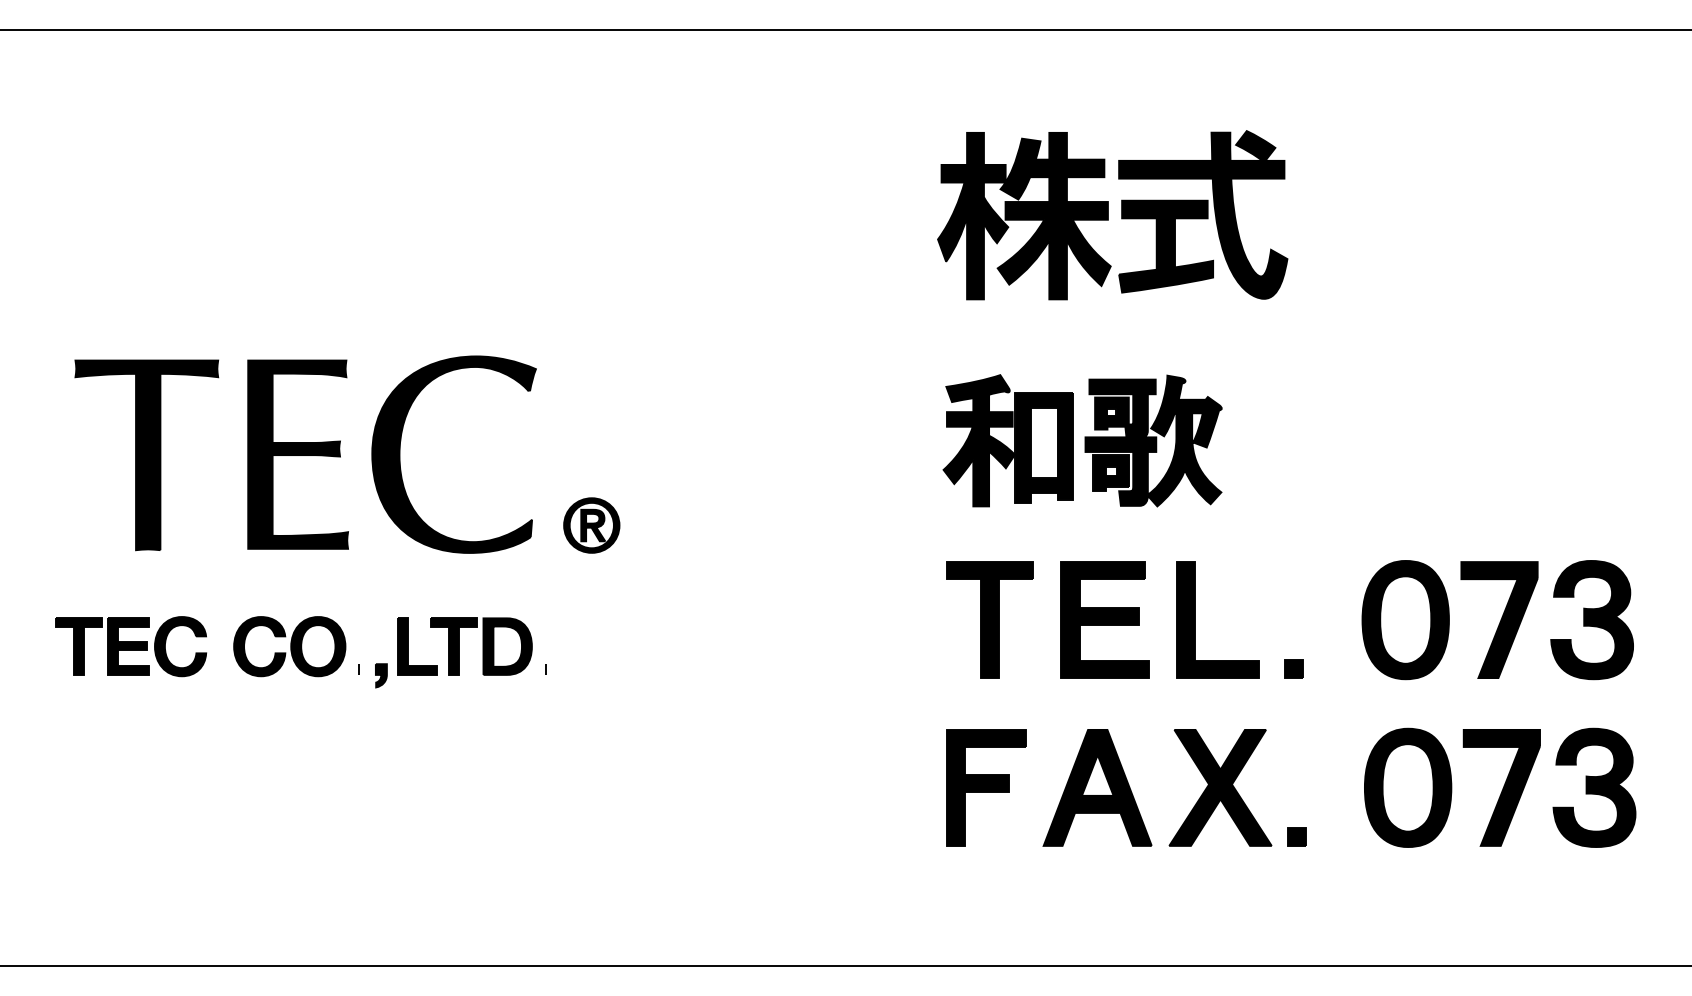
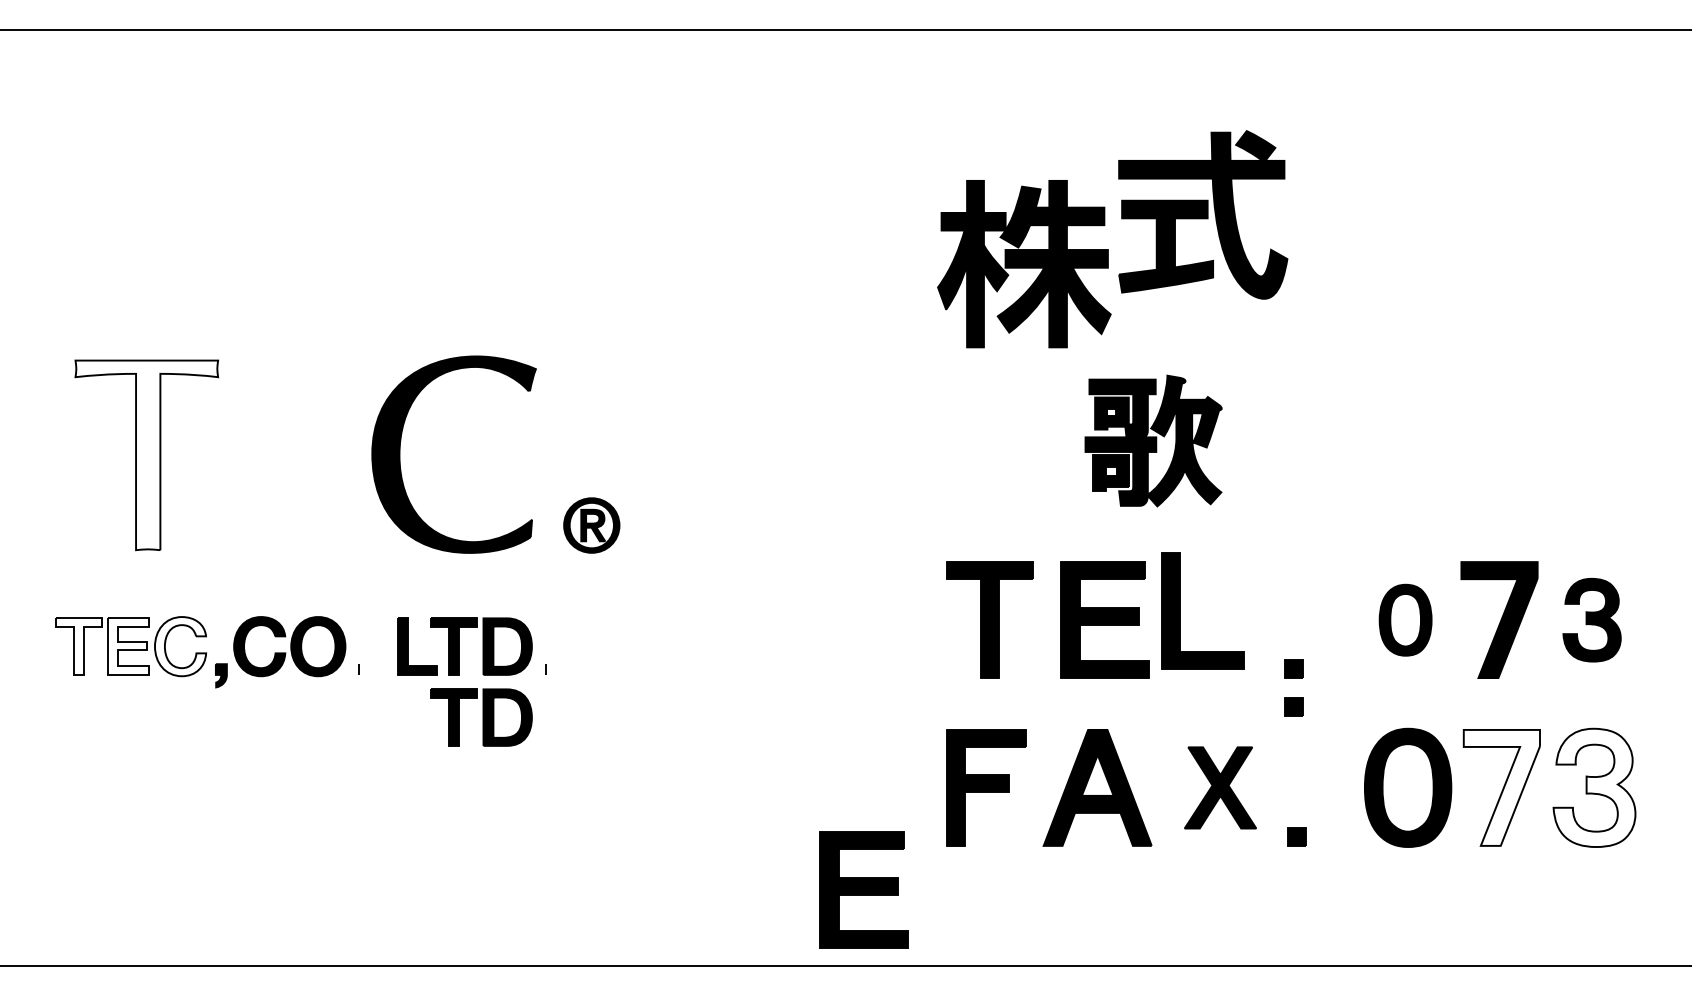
part position: (1024, 216) -> (1024, 264) (1024, 264)
part: present -> none (1007, 440)
part: present -> none (297, 454)
fill: present -> none (146, 455)
part position: (1195, 619) -> (1180, 610) (1180, 610)
part size: 89x121 px -> 55x74 px (1405, 619)
part size: 84x121 px -> 60x86 px (1591, 619)
fill: present -> none (78, 646)
fill: present -> none (128, 646)
fill: present -> none (180, 646)
part position: (381, 675) -> (221, 675) (221, 675)
part: none -> present (1293, 706)
part: none -> present (481, 717)
part size: 105x118 px -> 73x84 px (1220, 787)
fill: present -> none (1501, 787)
fill: present -> none (1594, 787)
part: none -> present (863, 889)
